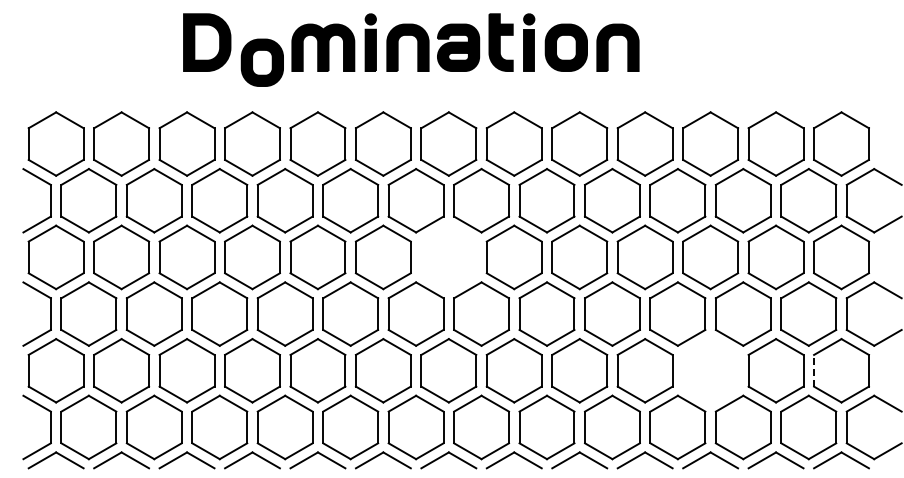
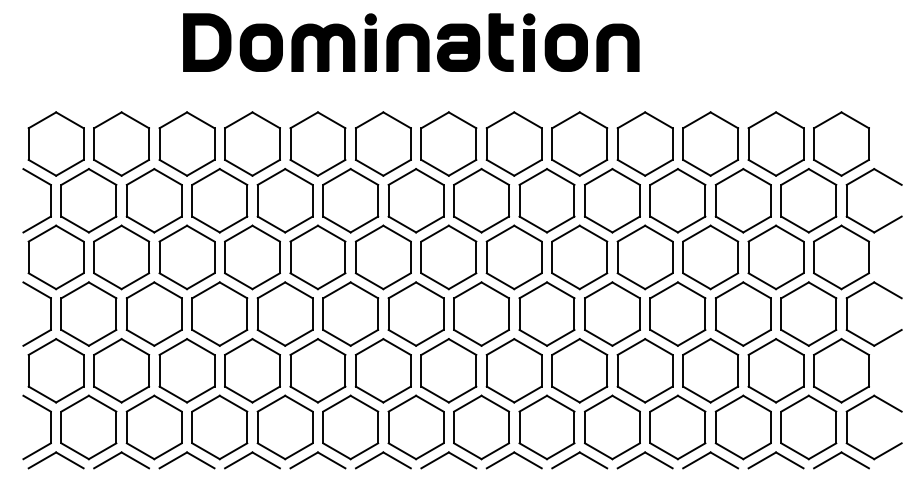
part position: (261, 62) -> (260, 47) (260, 47)
part: none -> present (448, 257)
part: none -> present (710, 370)
line: dashed -> solid (814, 370)
